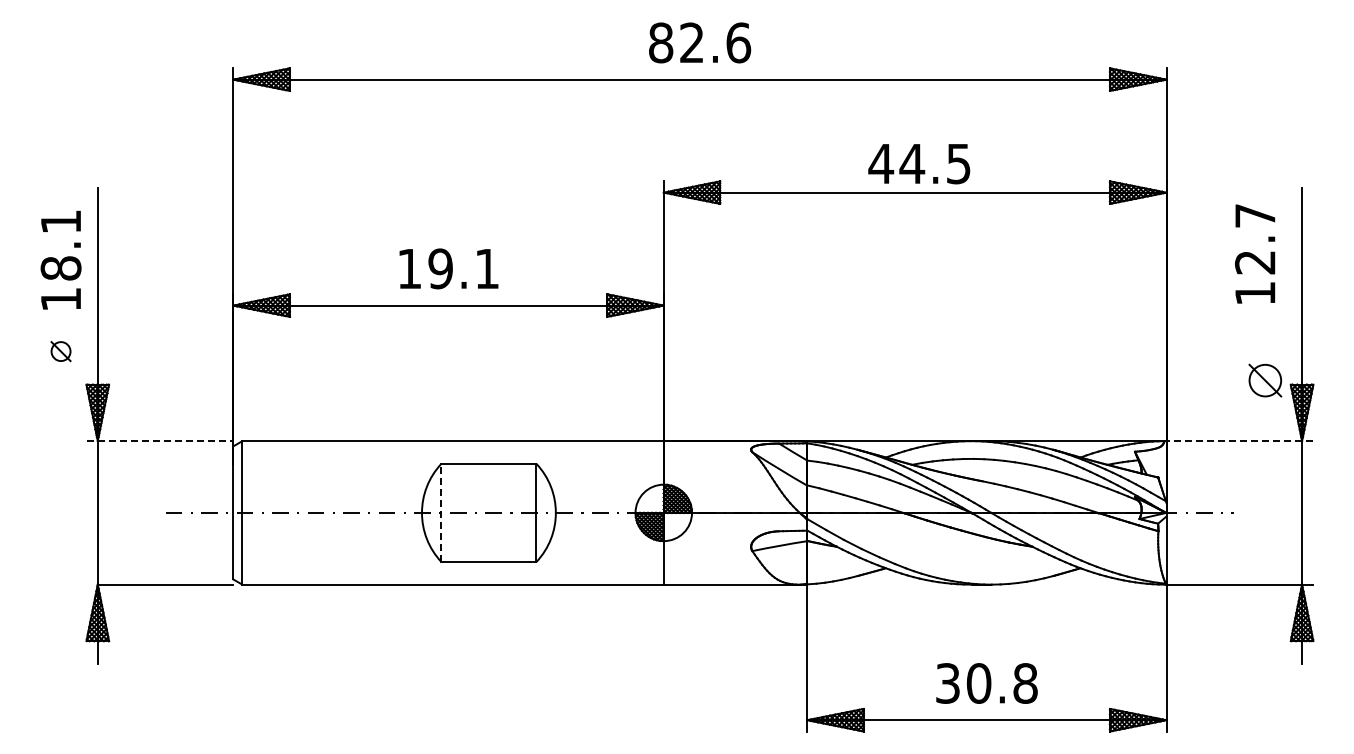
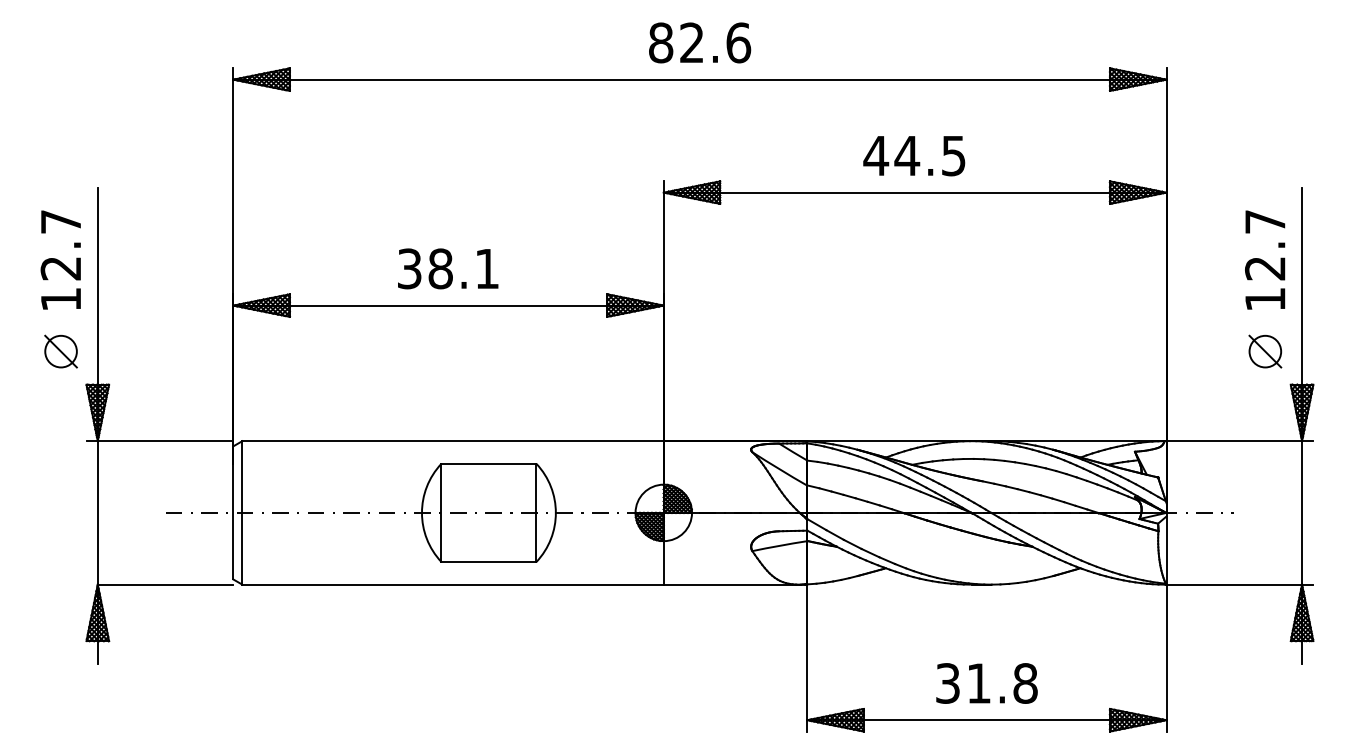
text position: (919, 164) -> (914, 156) (914, 156)
text: 18.1 -> 12.7 (60, 245)
text position: (1255, 253) -> (1265, 259) (1265, 259)
text: 19.1 -> 38.1 (425, 268)
part size: 22x22 px -> 34x35 px (60, 351)
part position: (1265, 380) -> (1265, 351) (1265, 351)
line: dashed -> solid (160, 441)
line: dashed -> solid (1239, 441)
line: dashed -> solid (441, 512)
text: 30.8 -> 31.8 (978, 683)
